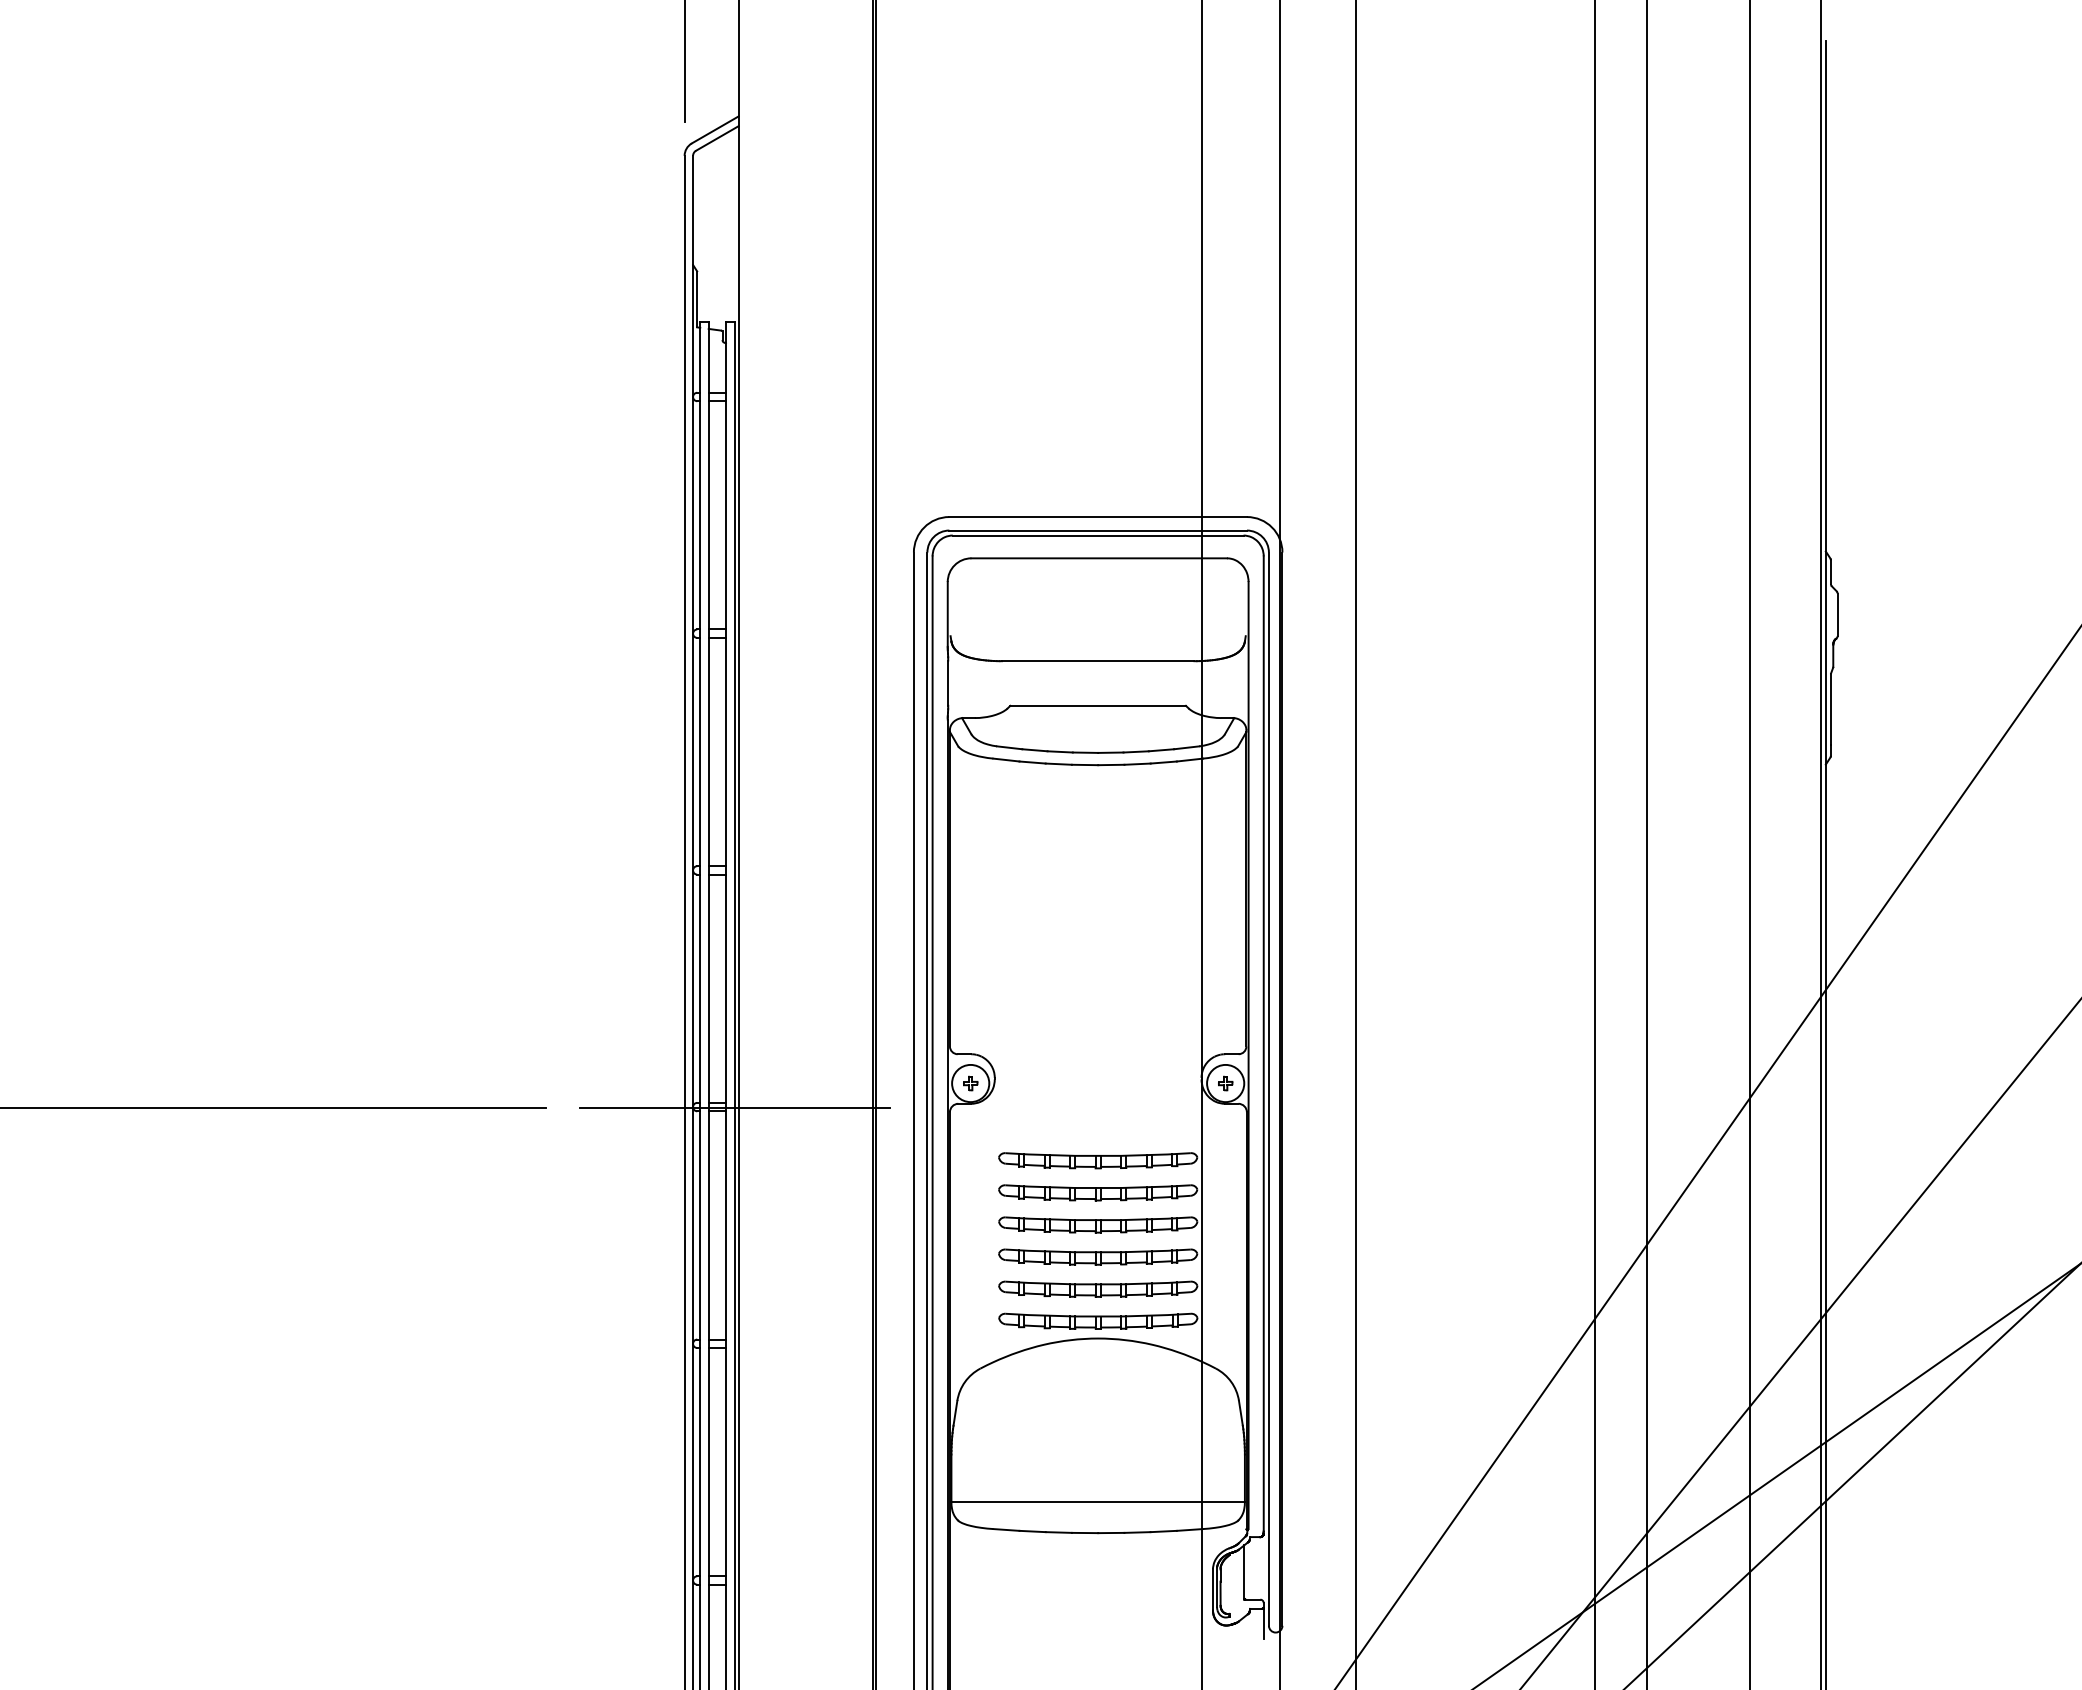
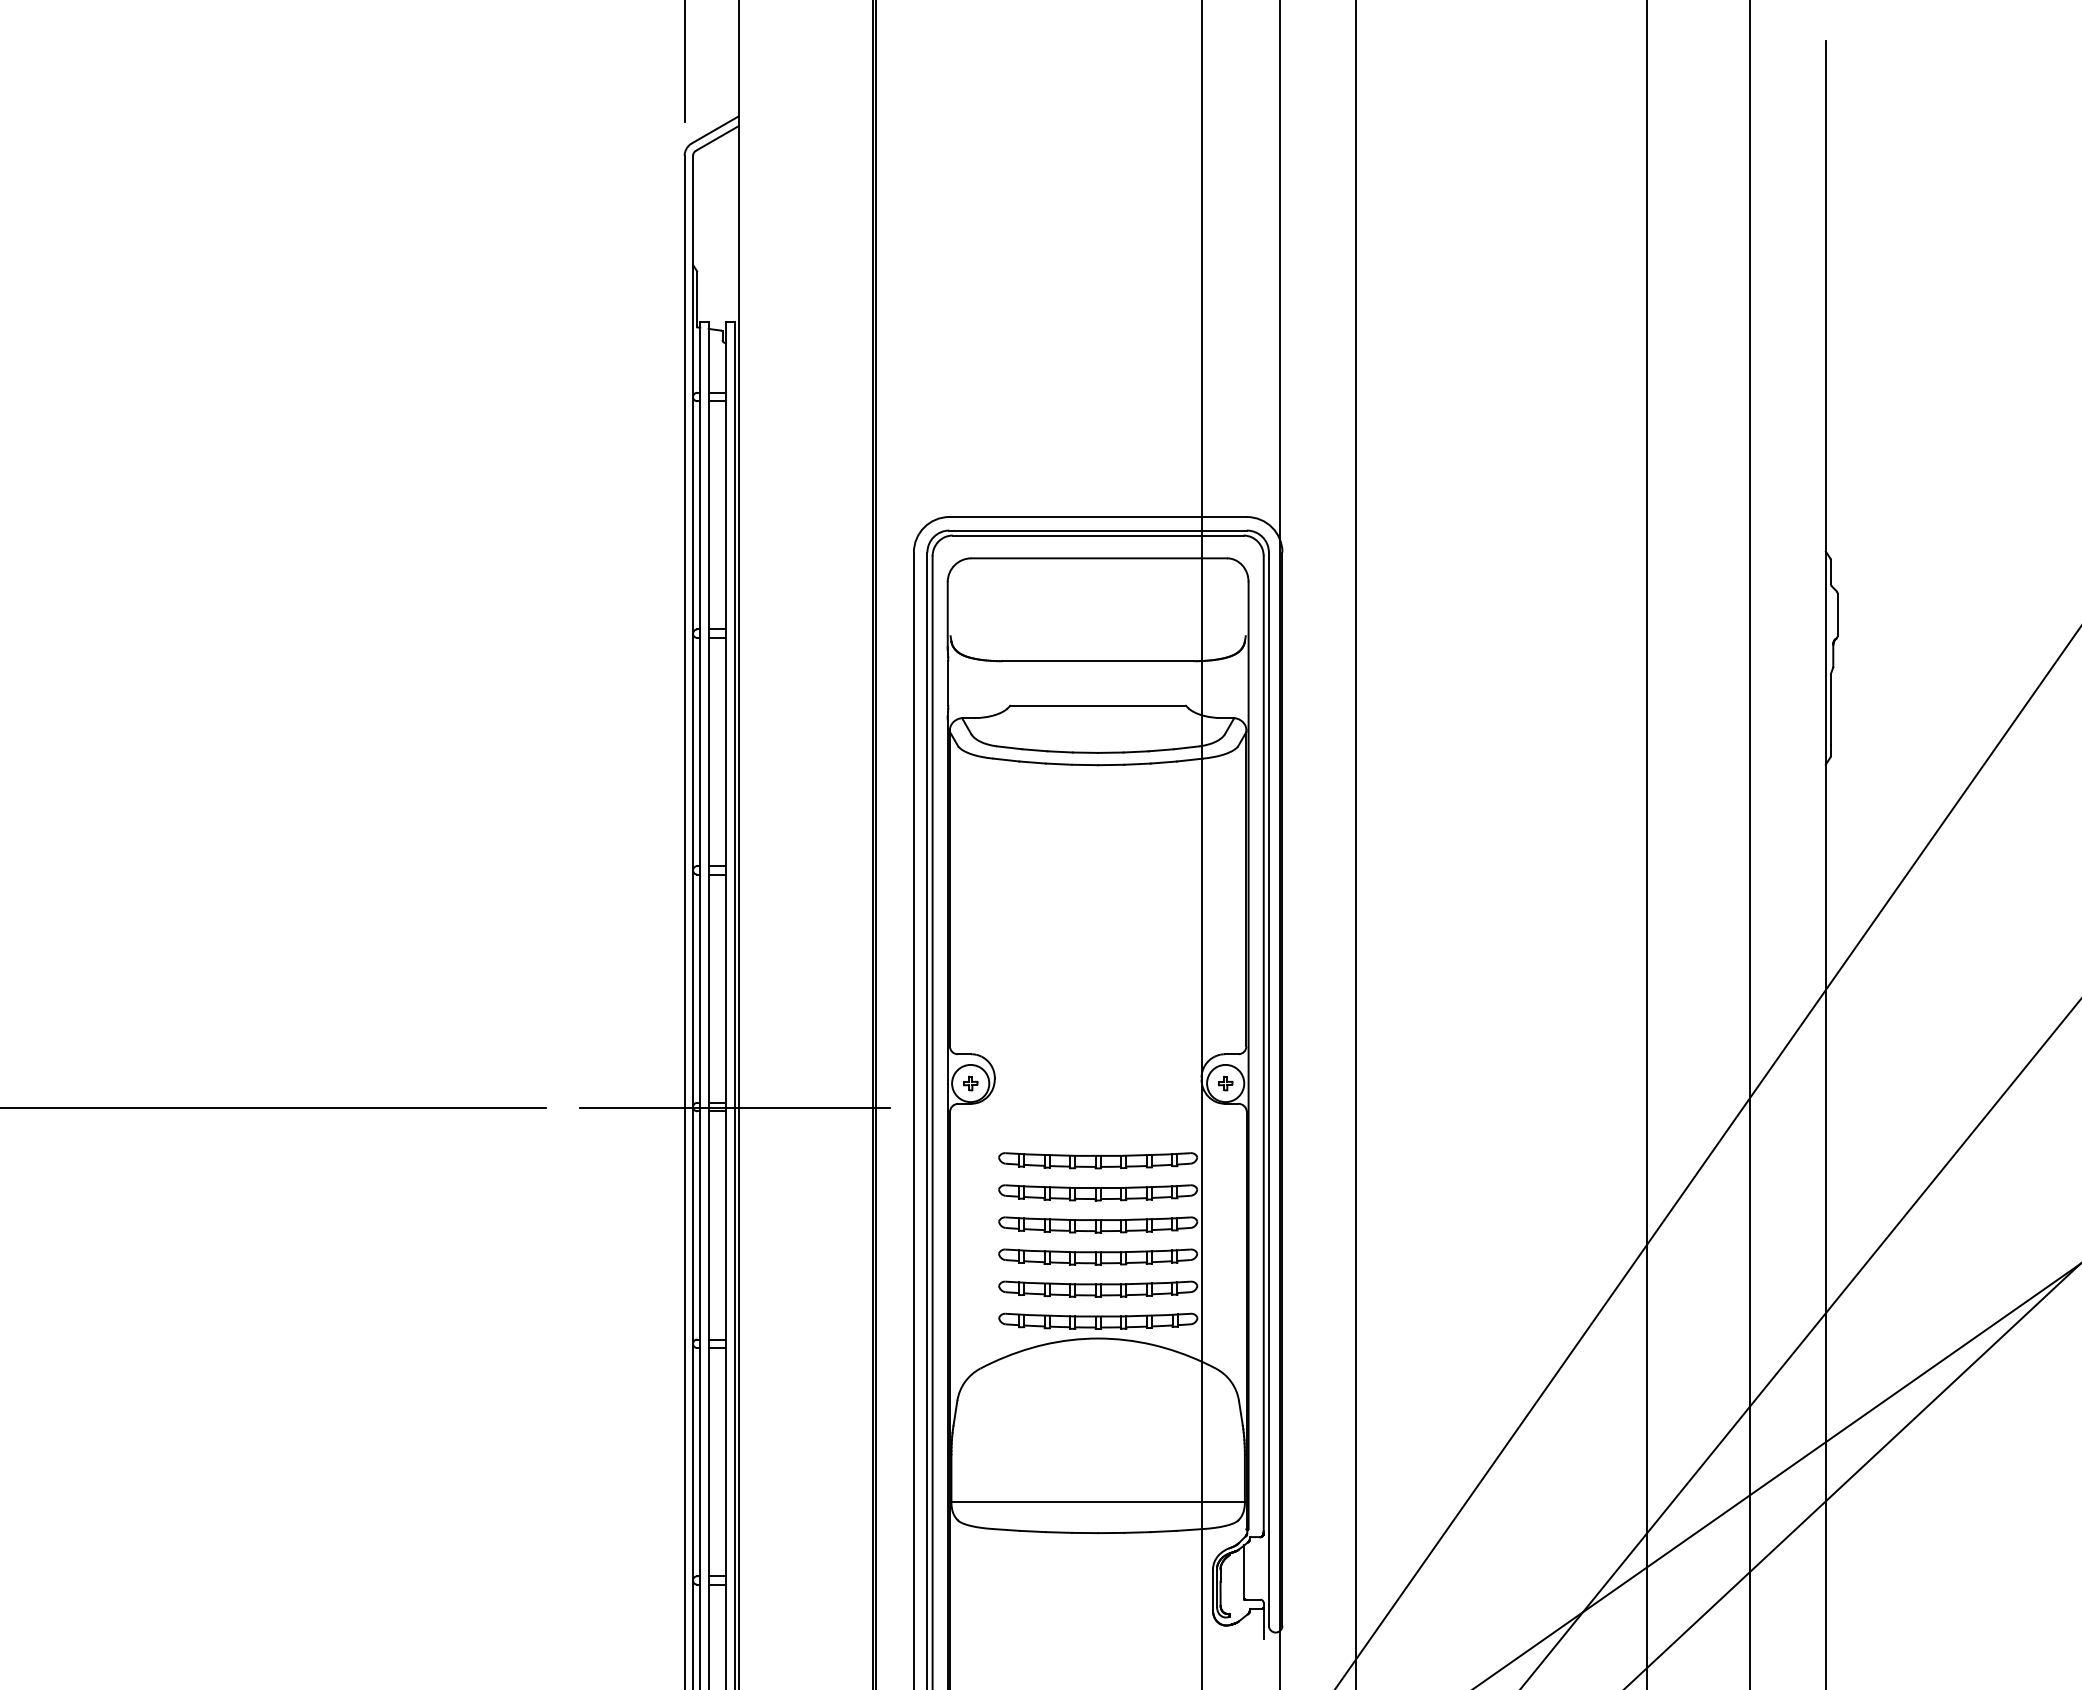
line: present -> none (1594, 844)
line: present -> none (1820, 844)
